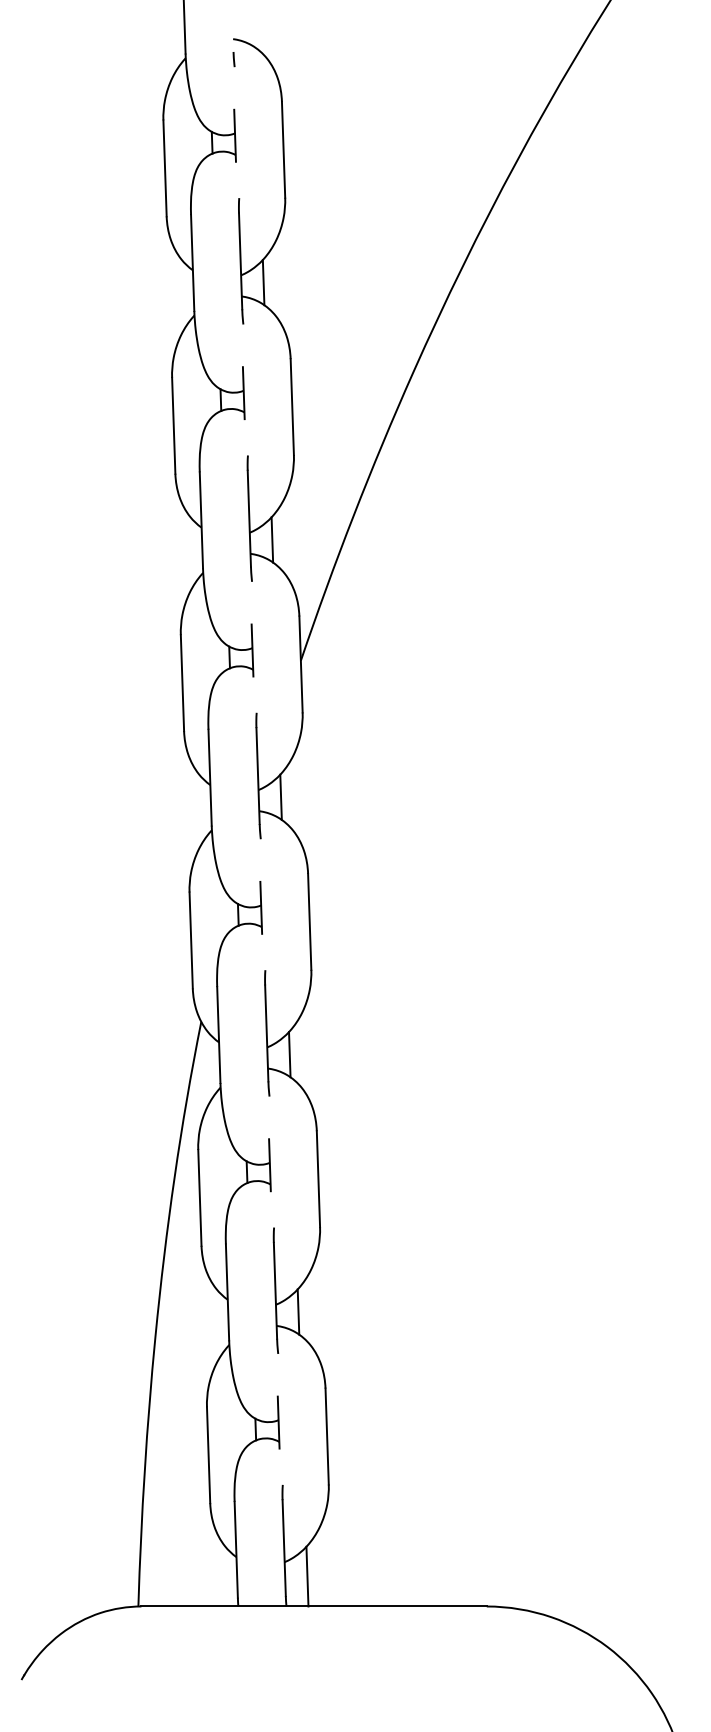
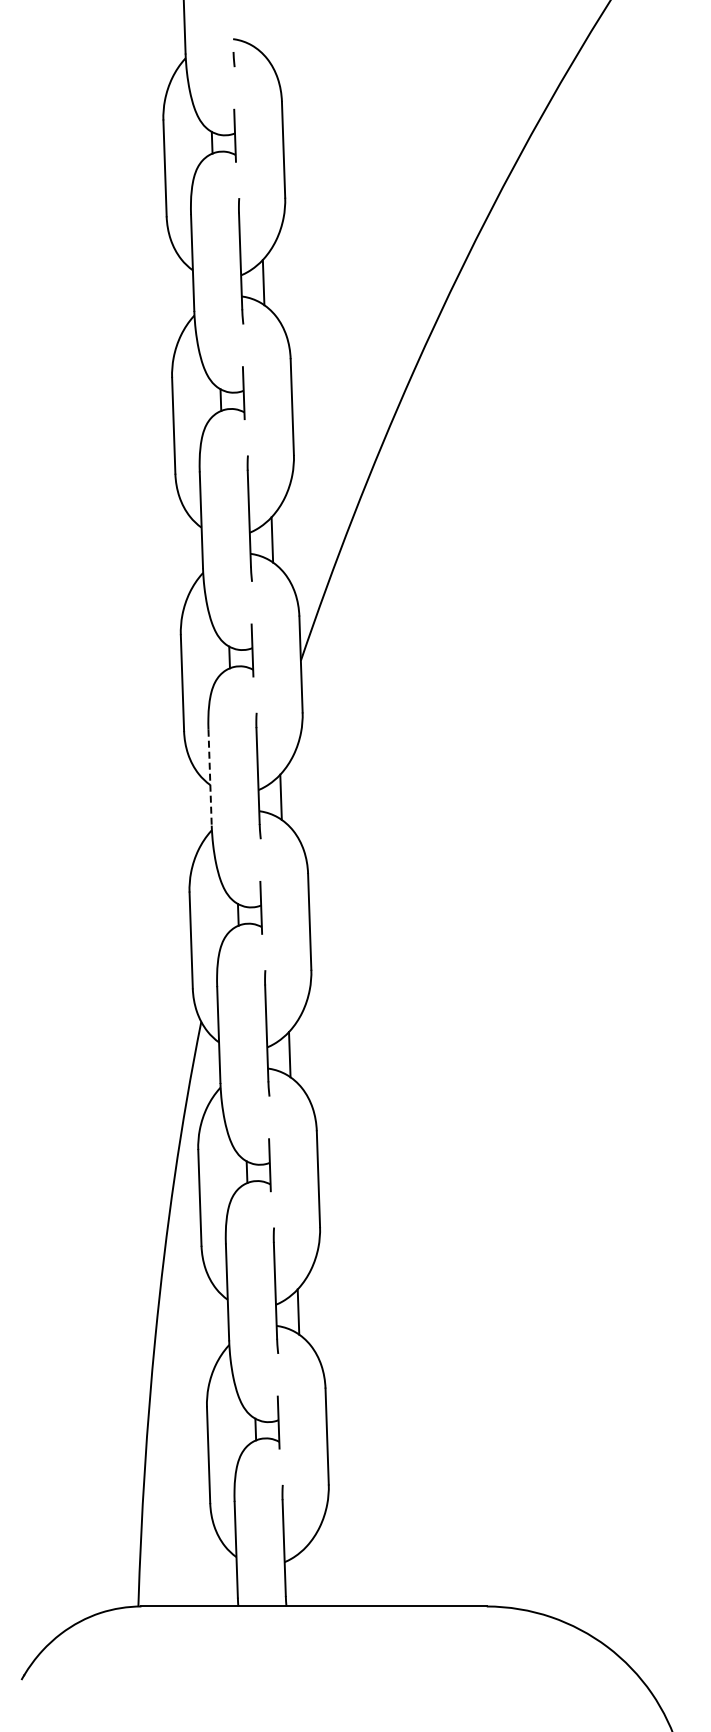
line: solid -> dashed (210, 777)
line: present -> none (307, 1576)
